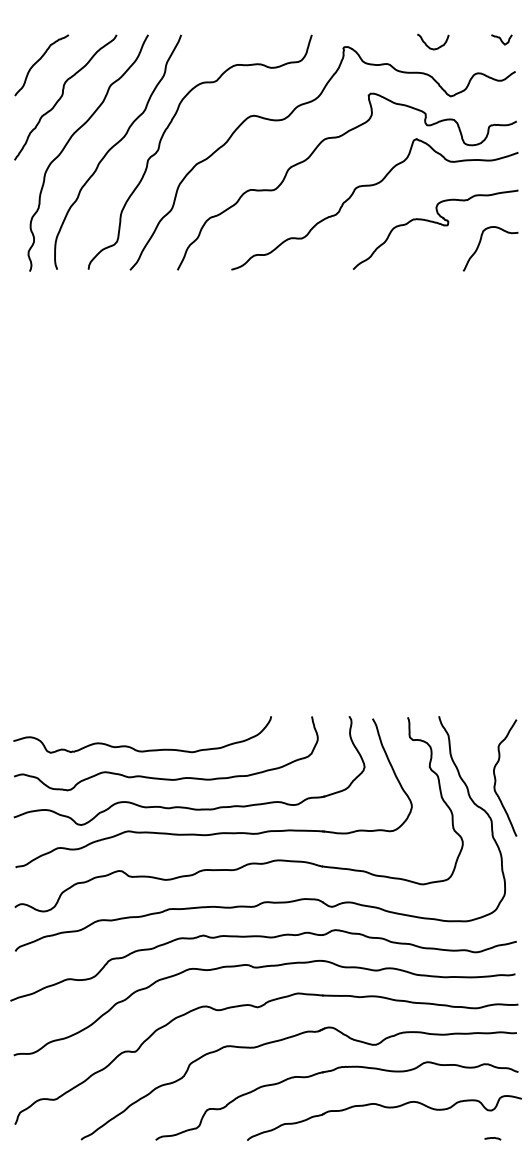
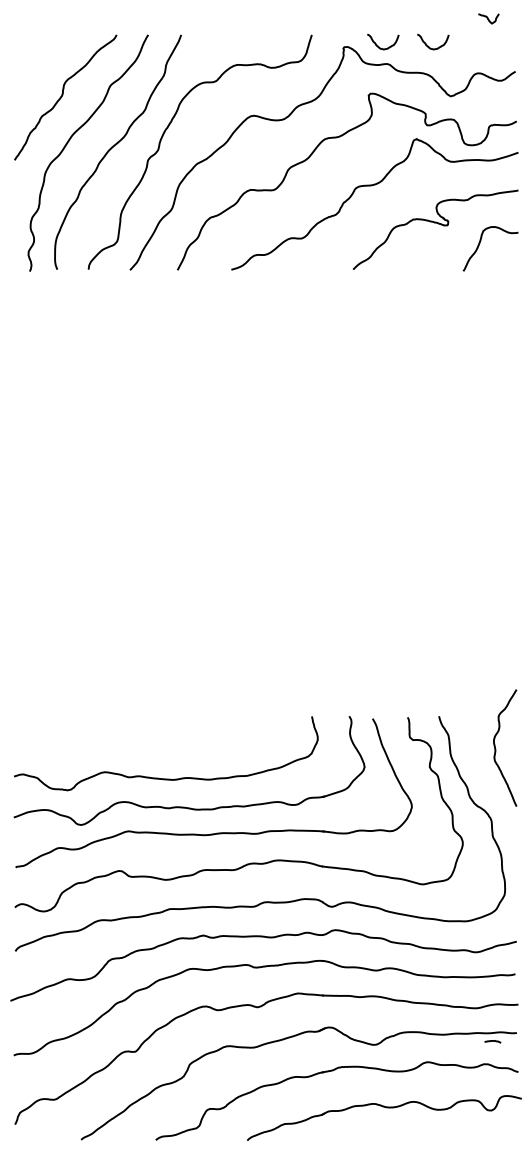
curve position: (501, 39) -> (488, 18) (488, 18)
curve: none -> present (378, 45)
curve: present -> none (38, 61)
curve: present -> none (133, 747)
curve position: (496, 778) -> (496, 748) (496, 748)
line position: (492, 1138) -> (492, 1041) (492, 1041)
